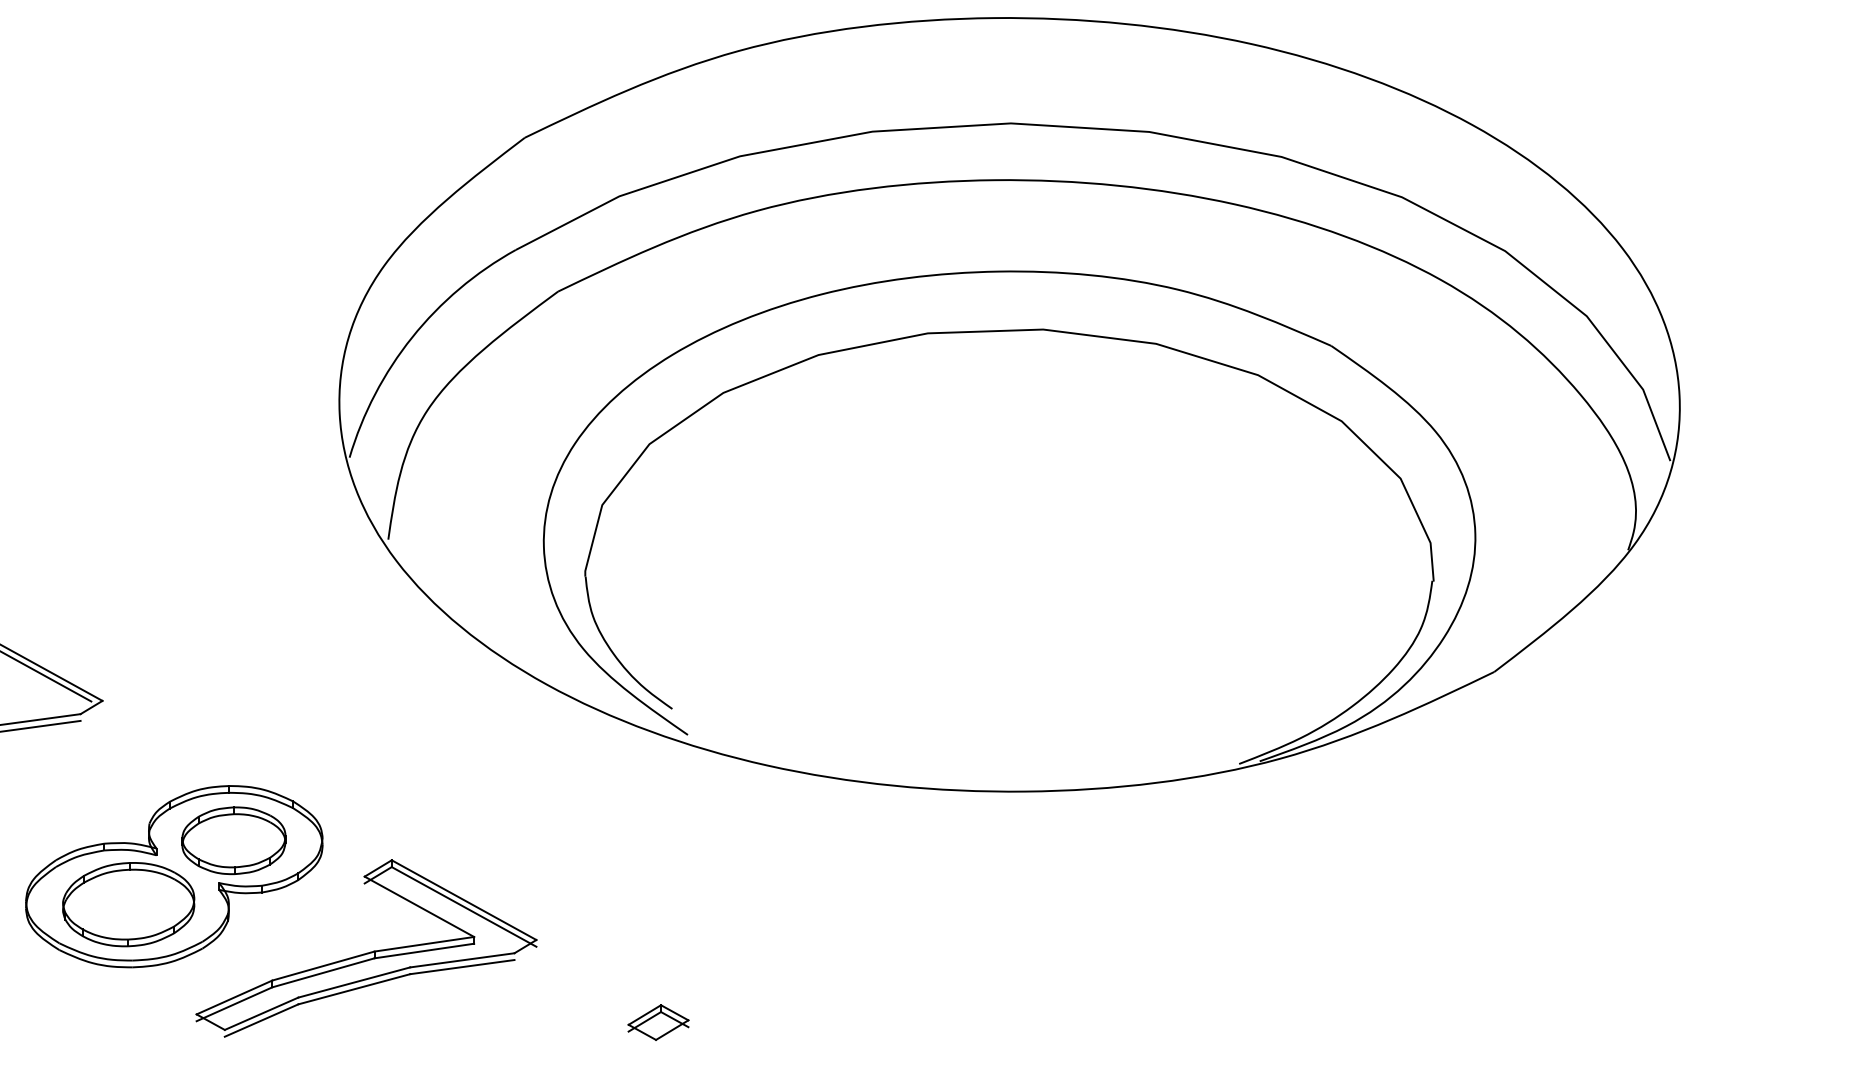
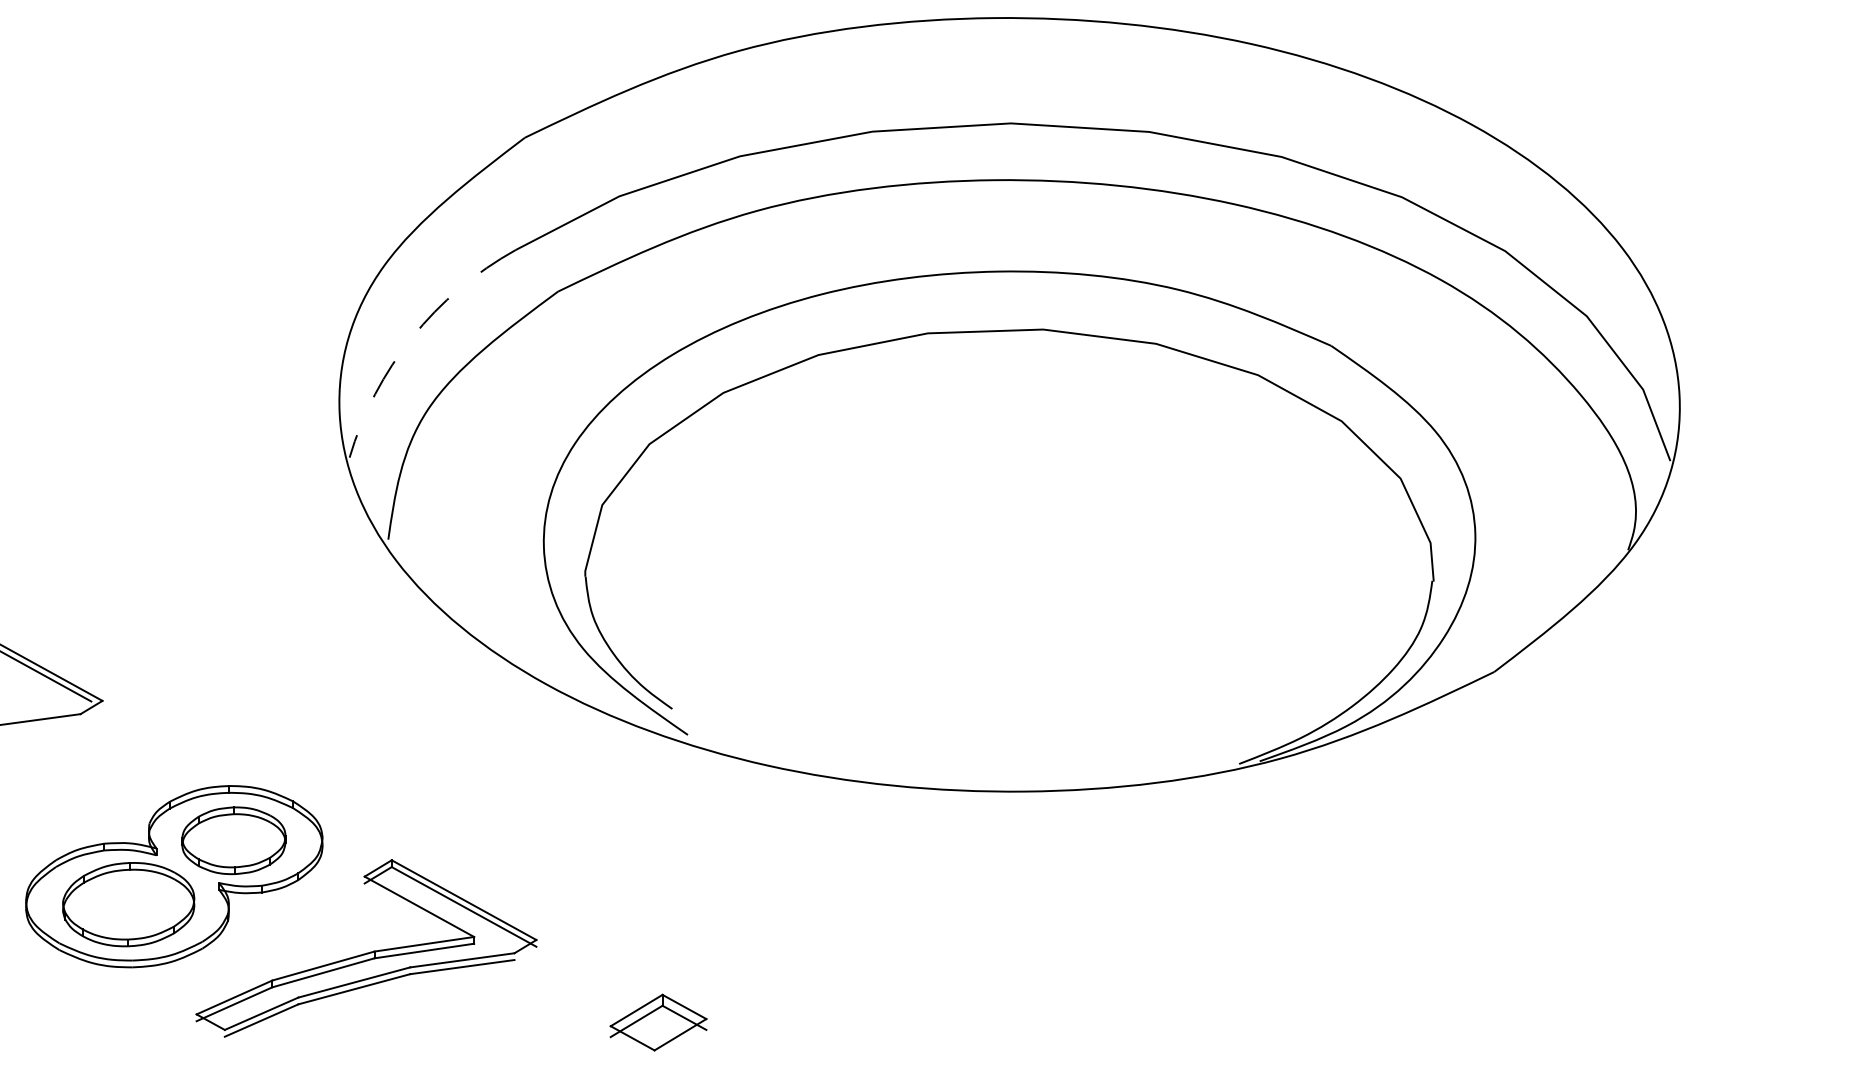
arc: solid -> dashed (412, 337)
line: present -> none (41, 725)
part size: 63x37 px -> 99x59 px (658, 1022)
